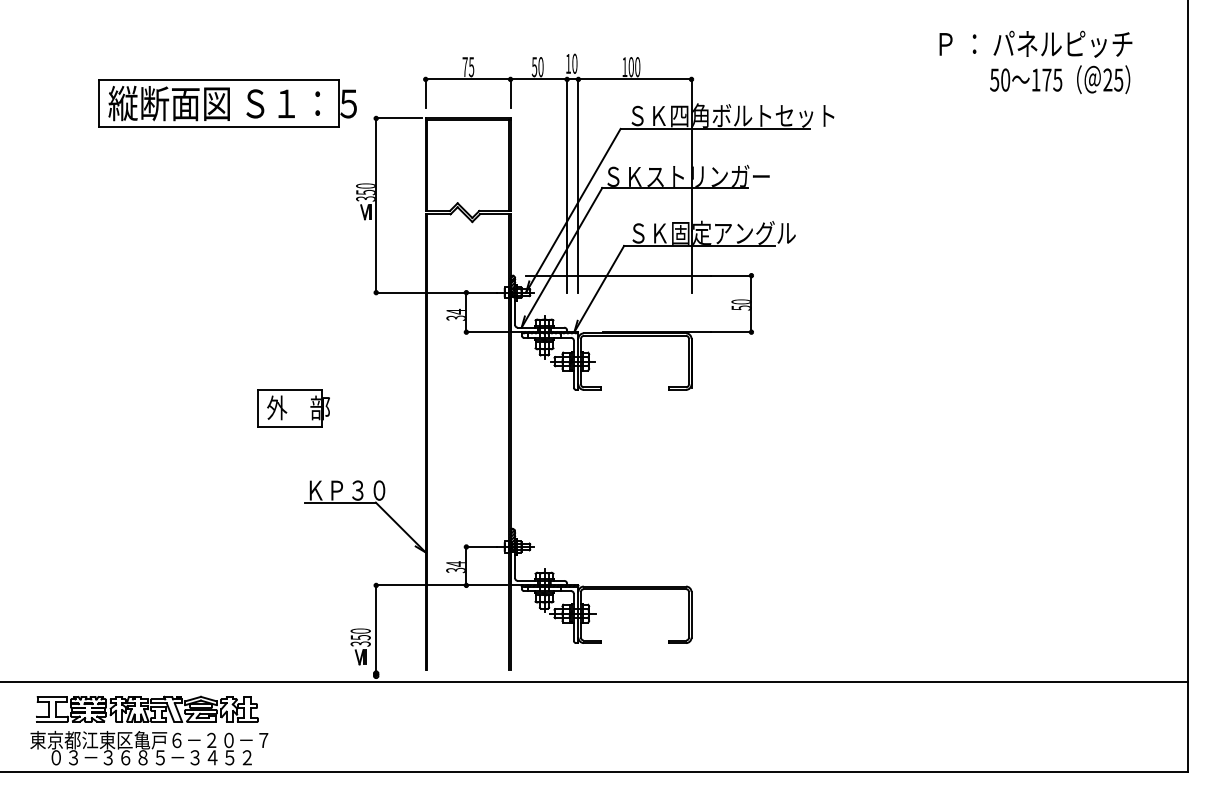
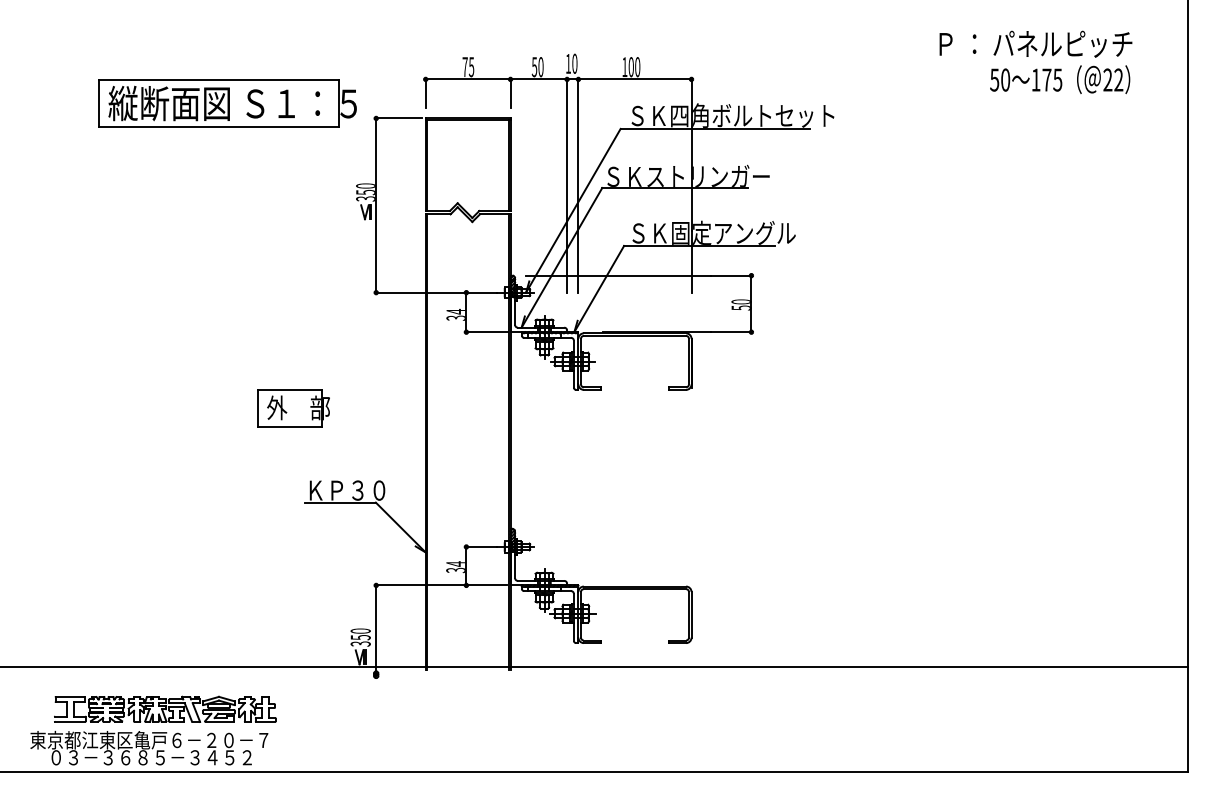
text: 25 -> 22 (1118, 79)
line position: (595, 681) -> (595, 666) (595, 666)
part position: (147, 708) -> (165, 708) (165, 708)
